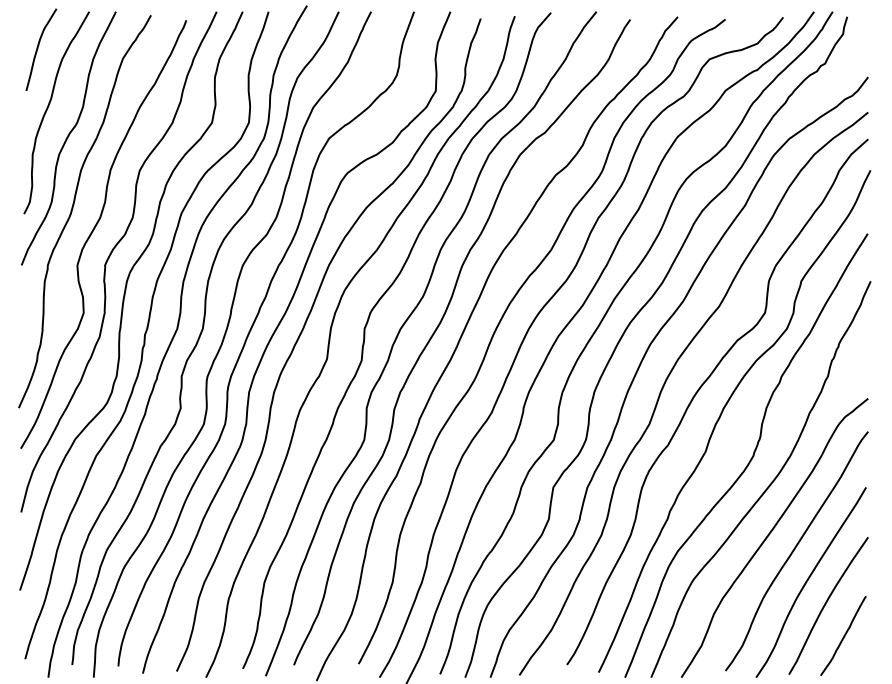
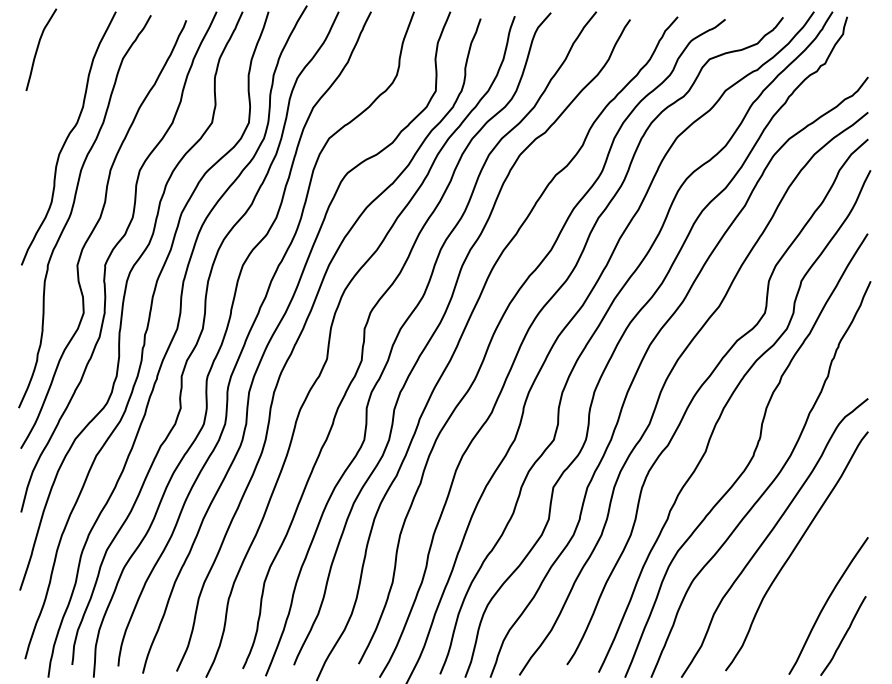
curve: present -> none (48, 108)
curve: present -> none (808, 580)
